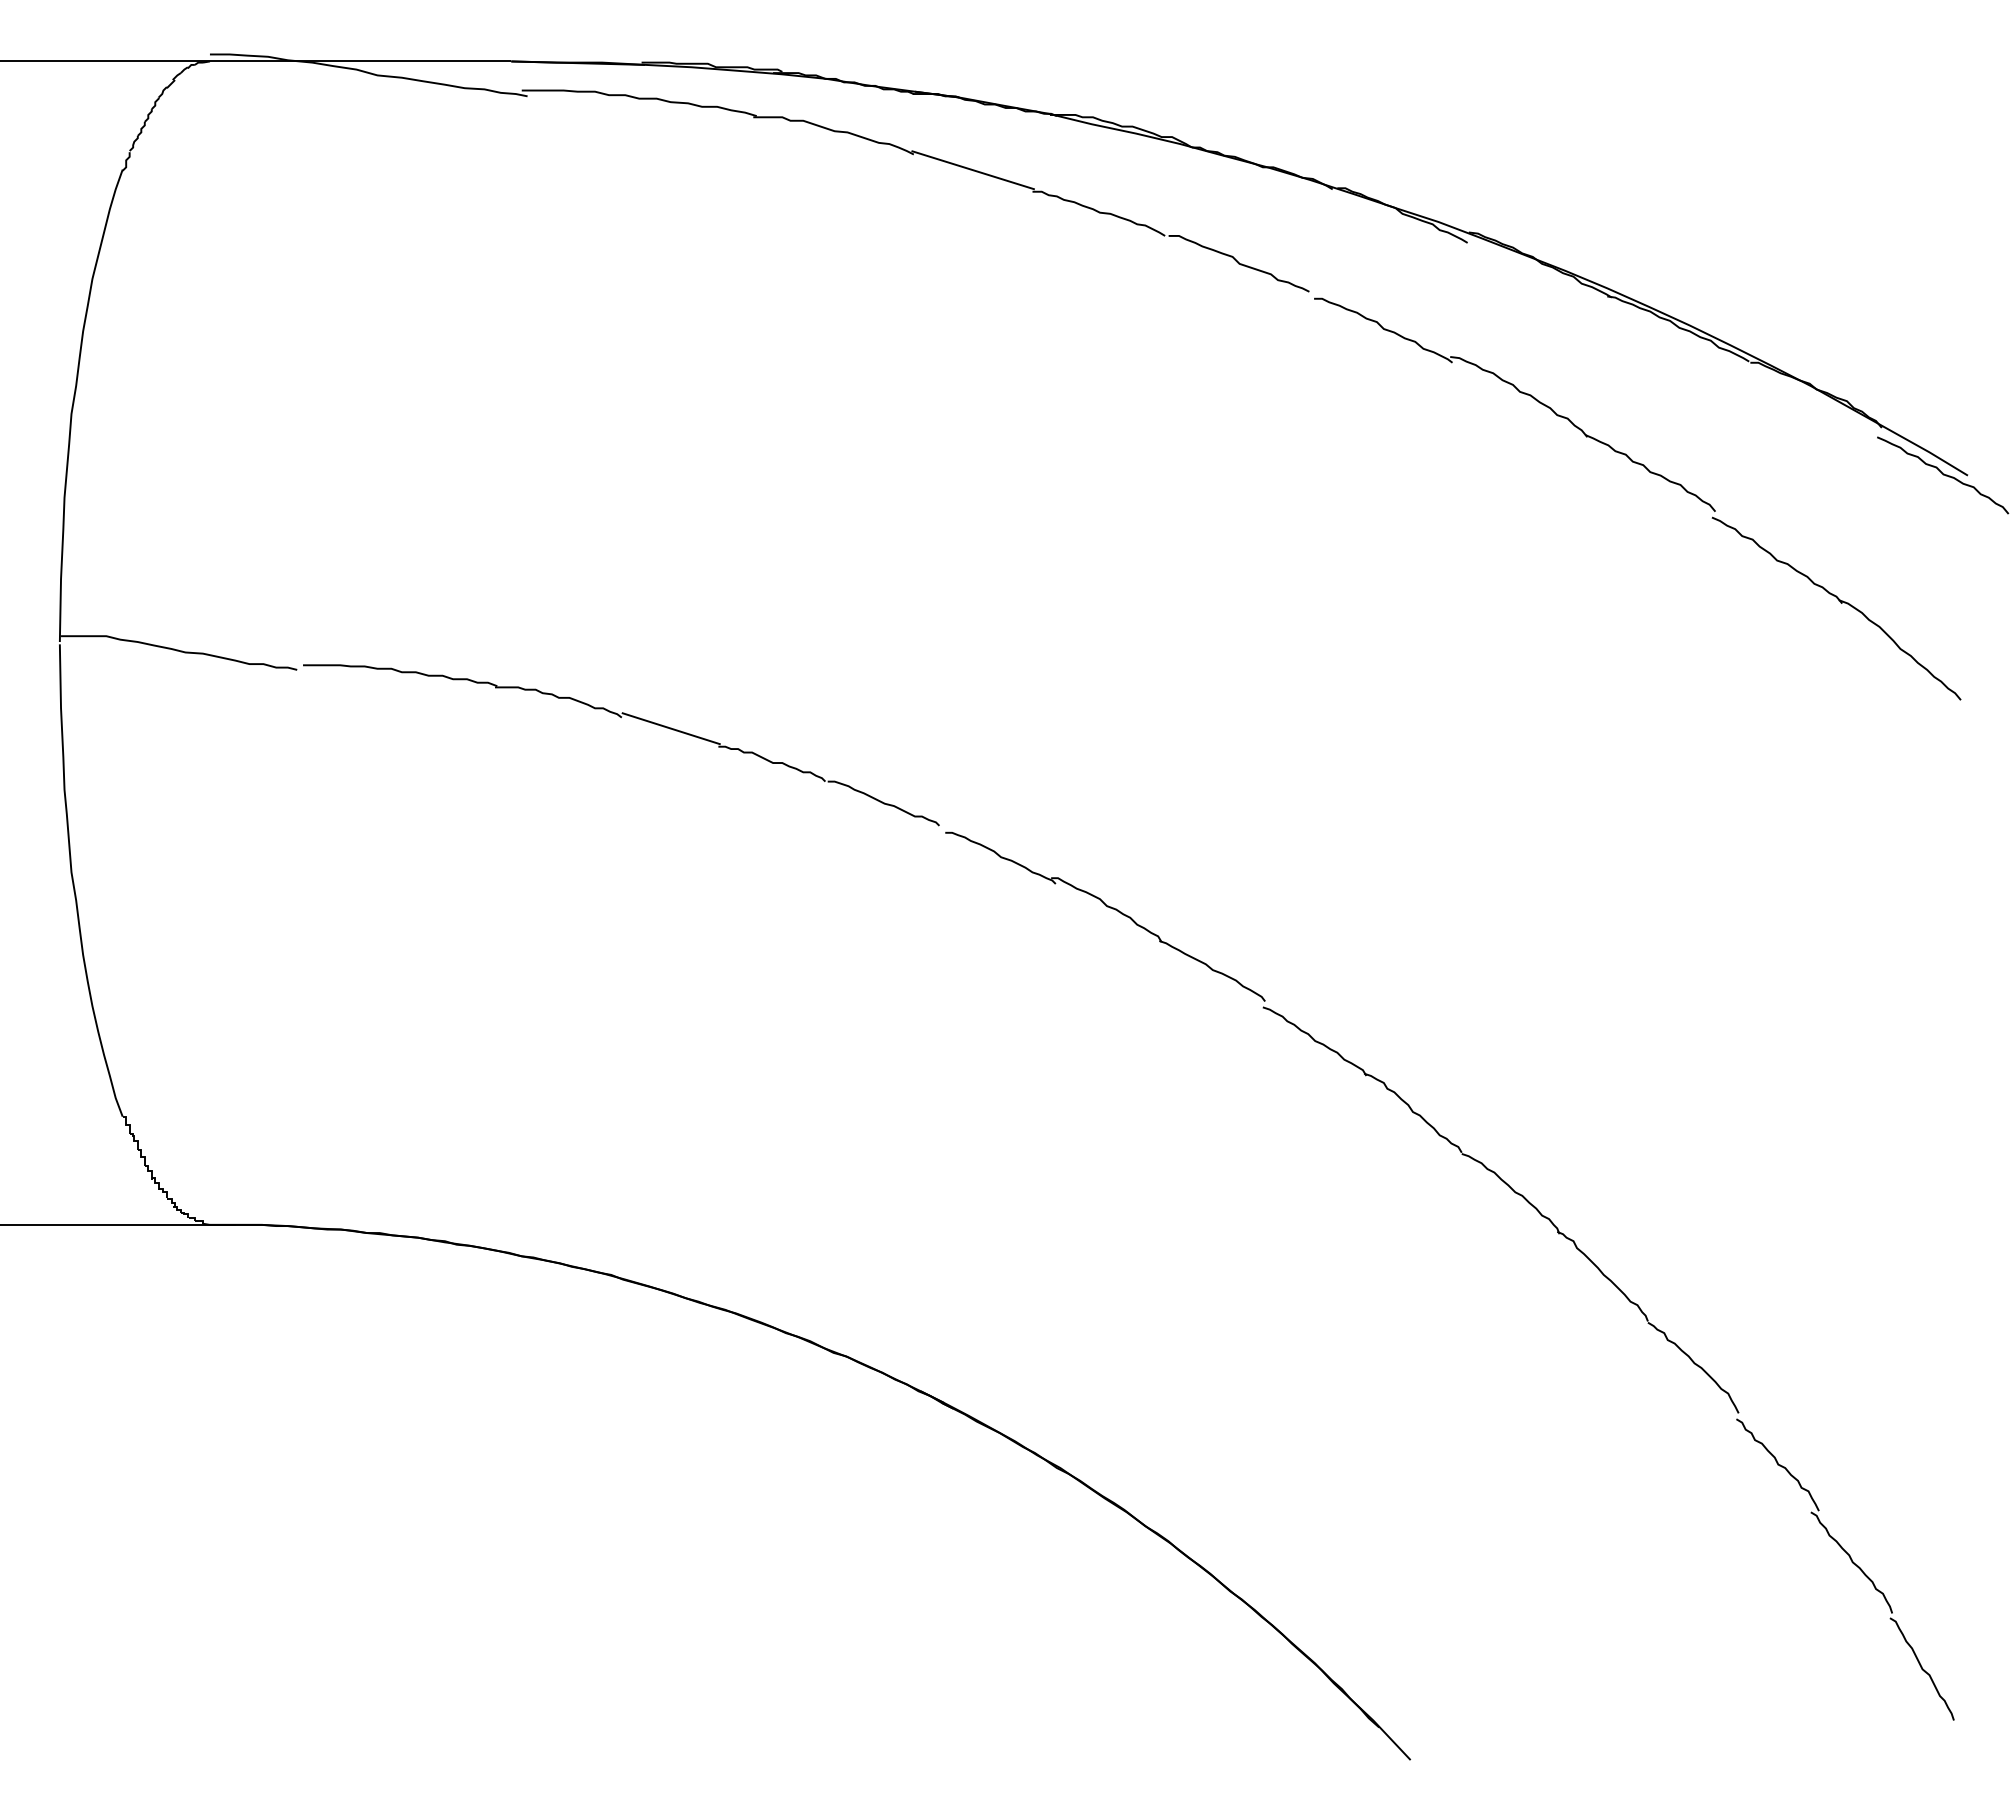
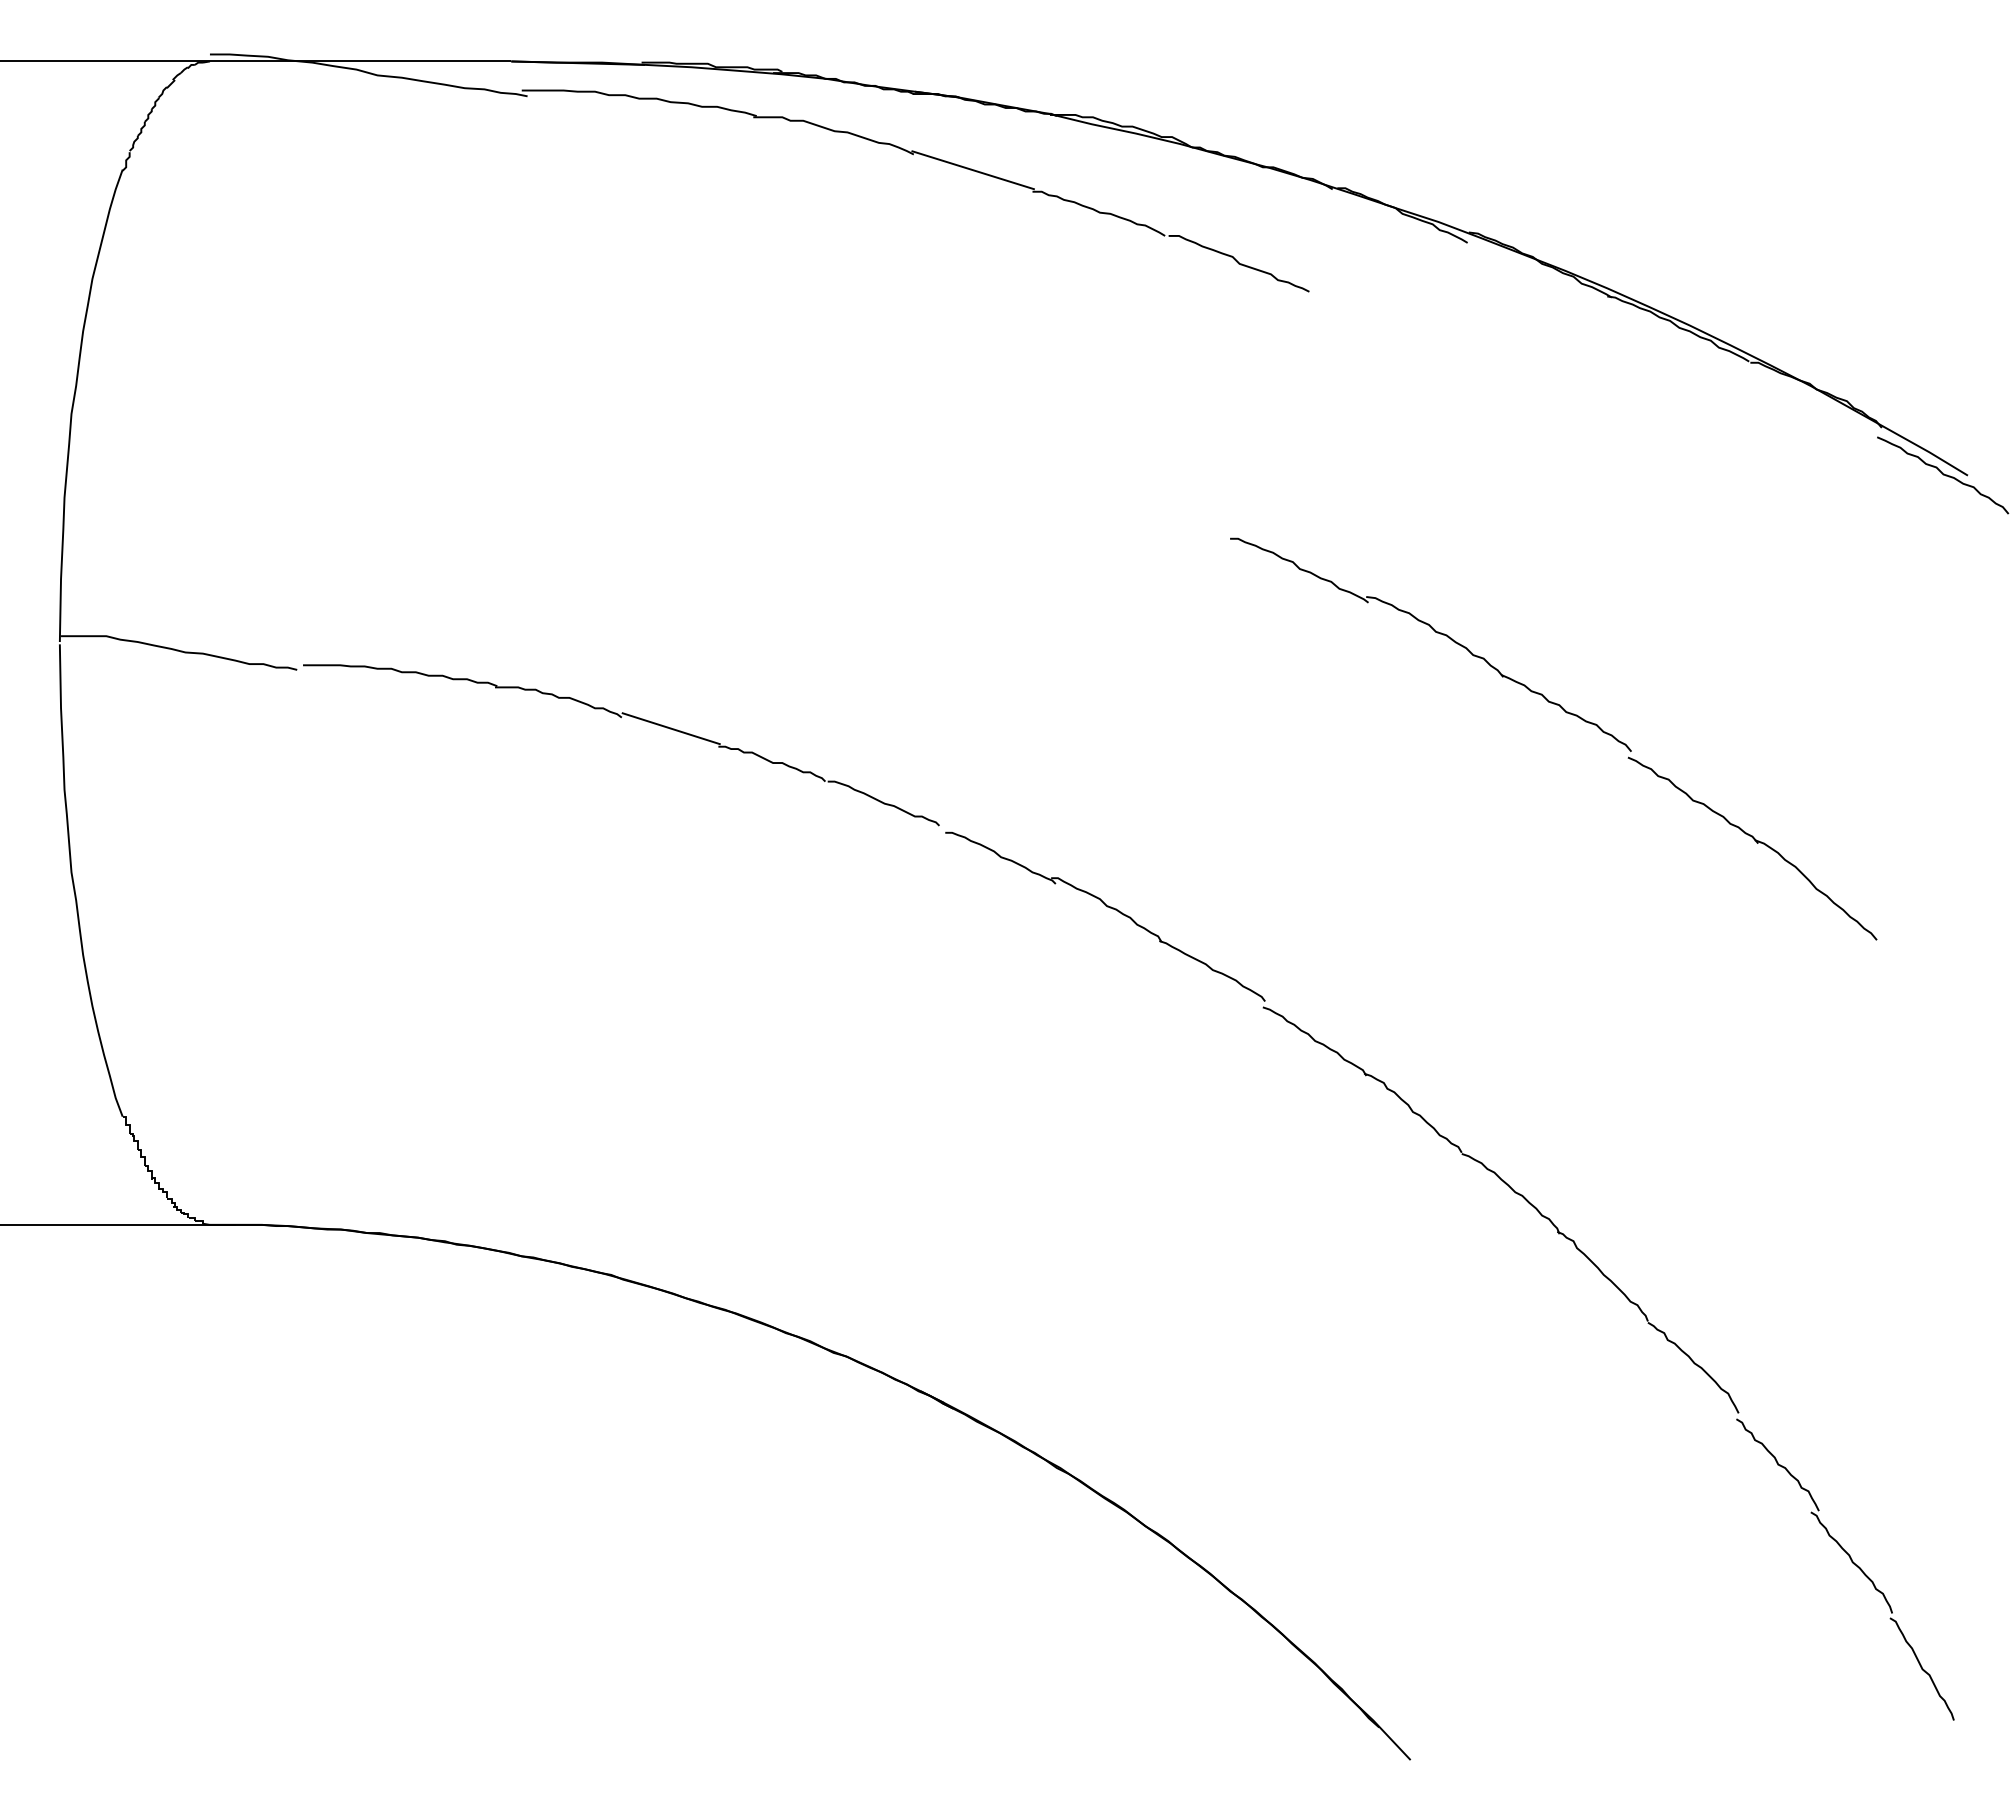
part position: (1650, 473) -> (1566, 713) (1566, 713)
